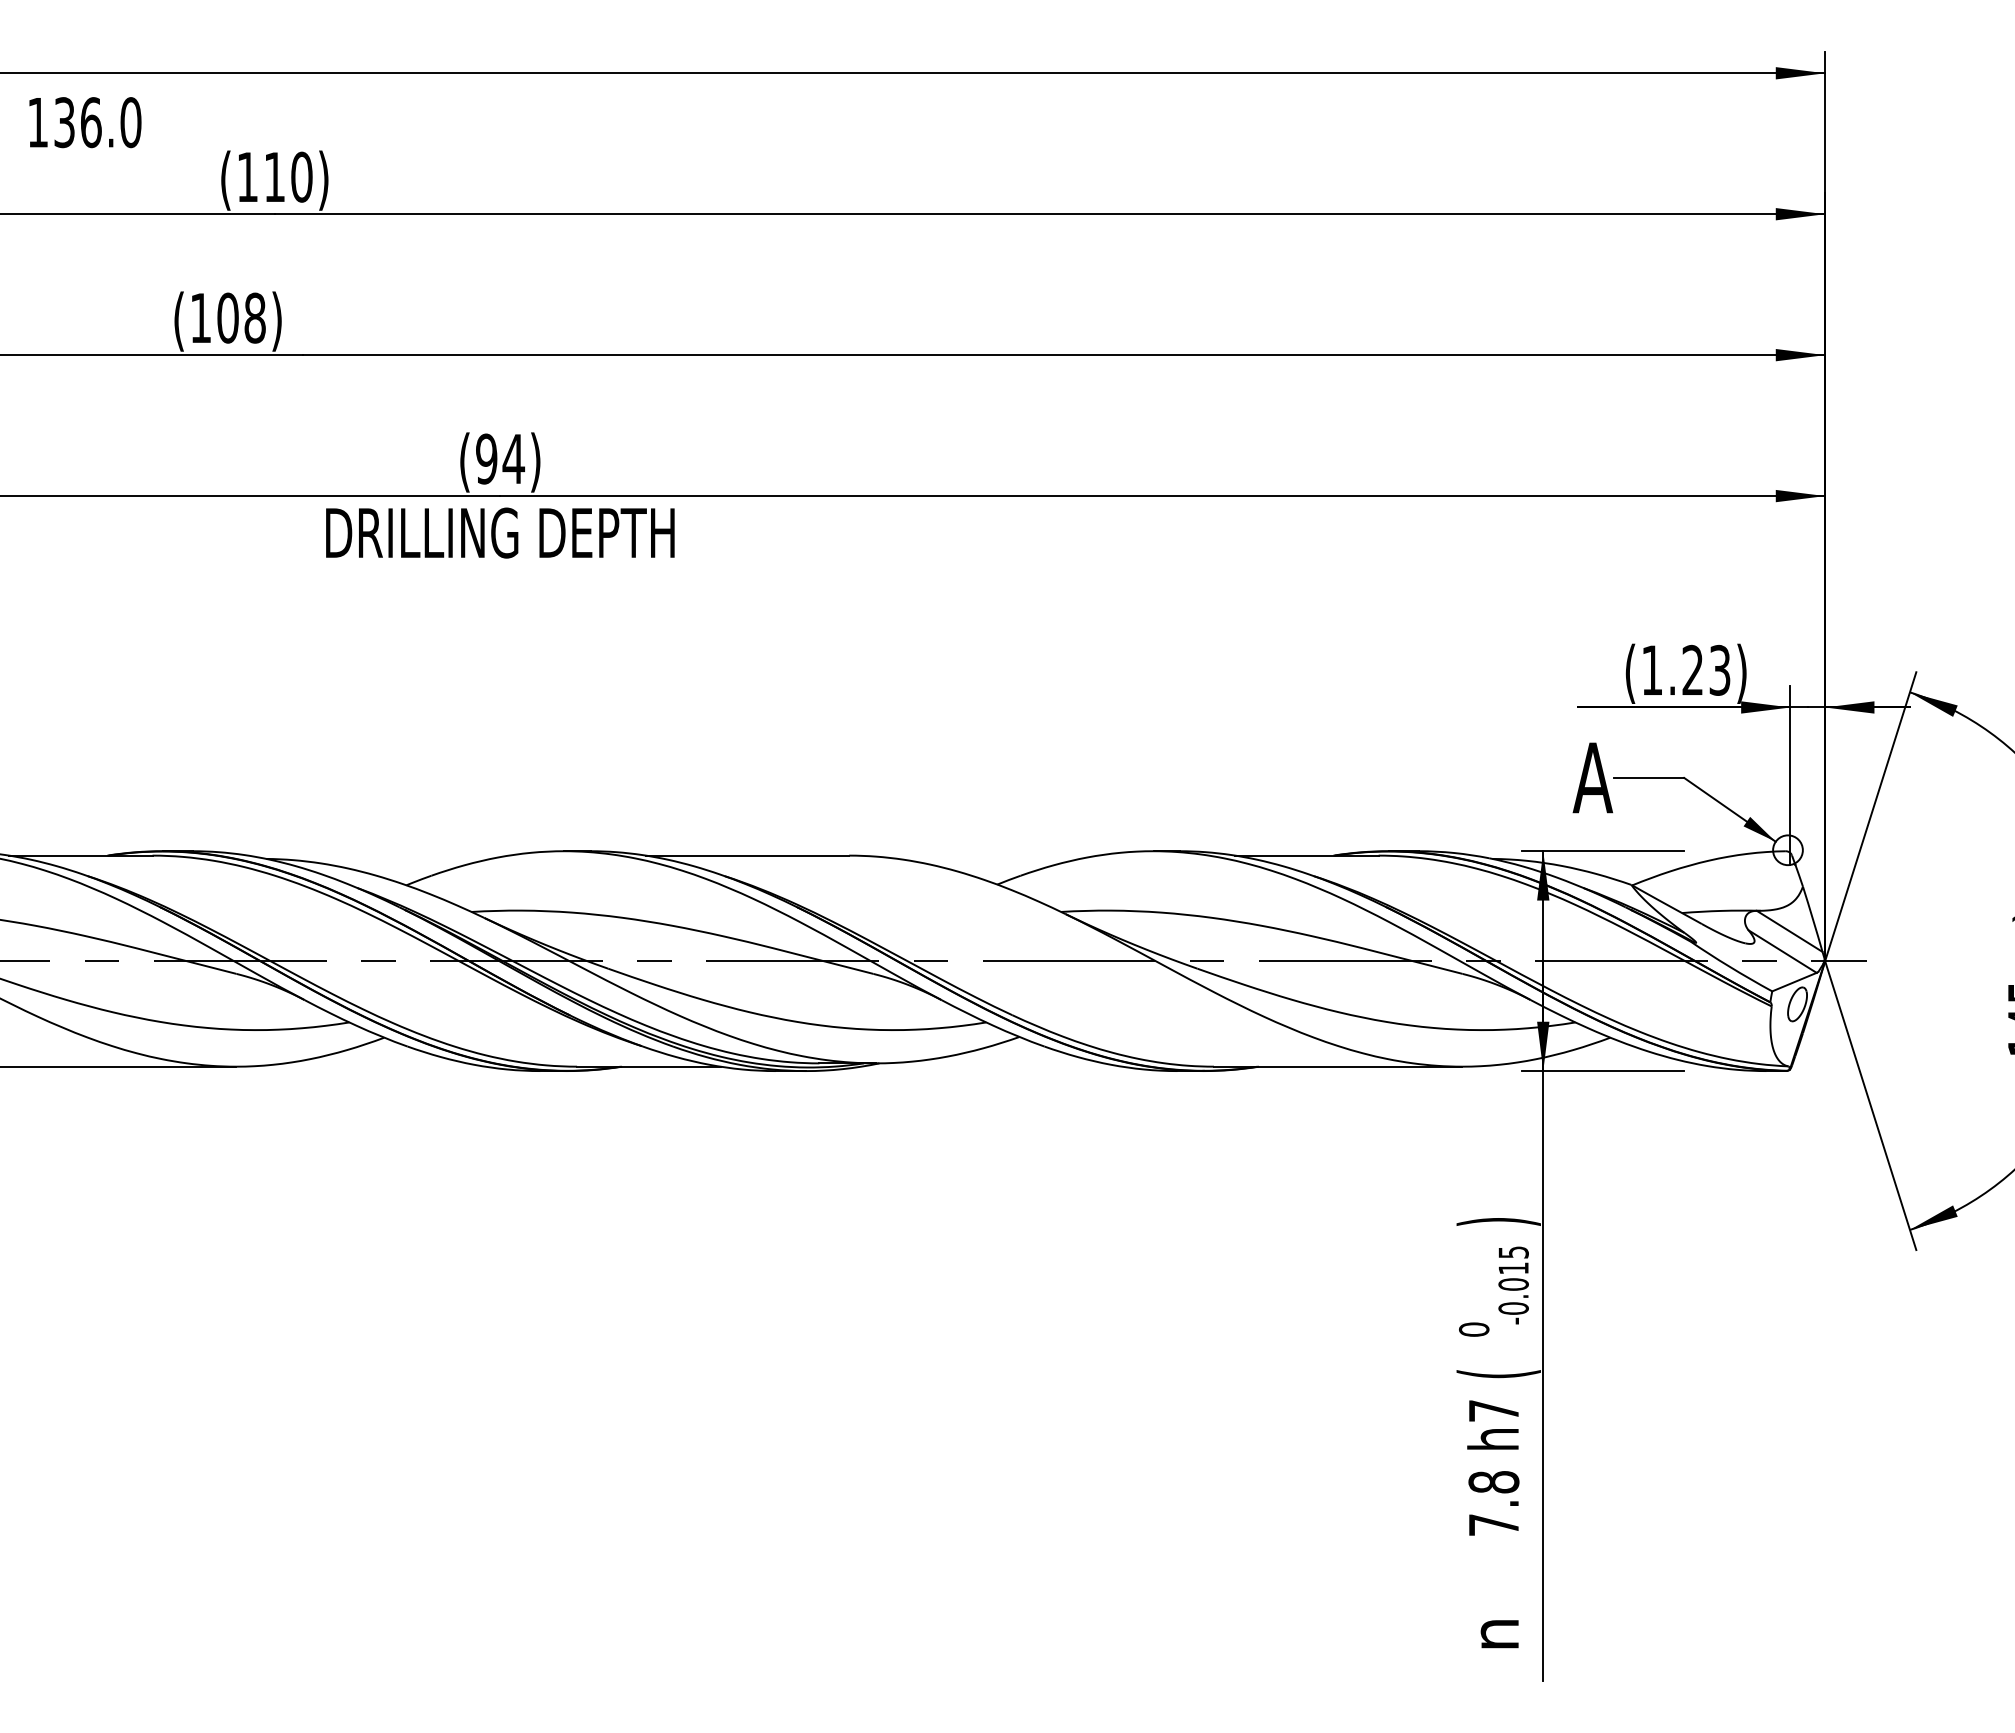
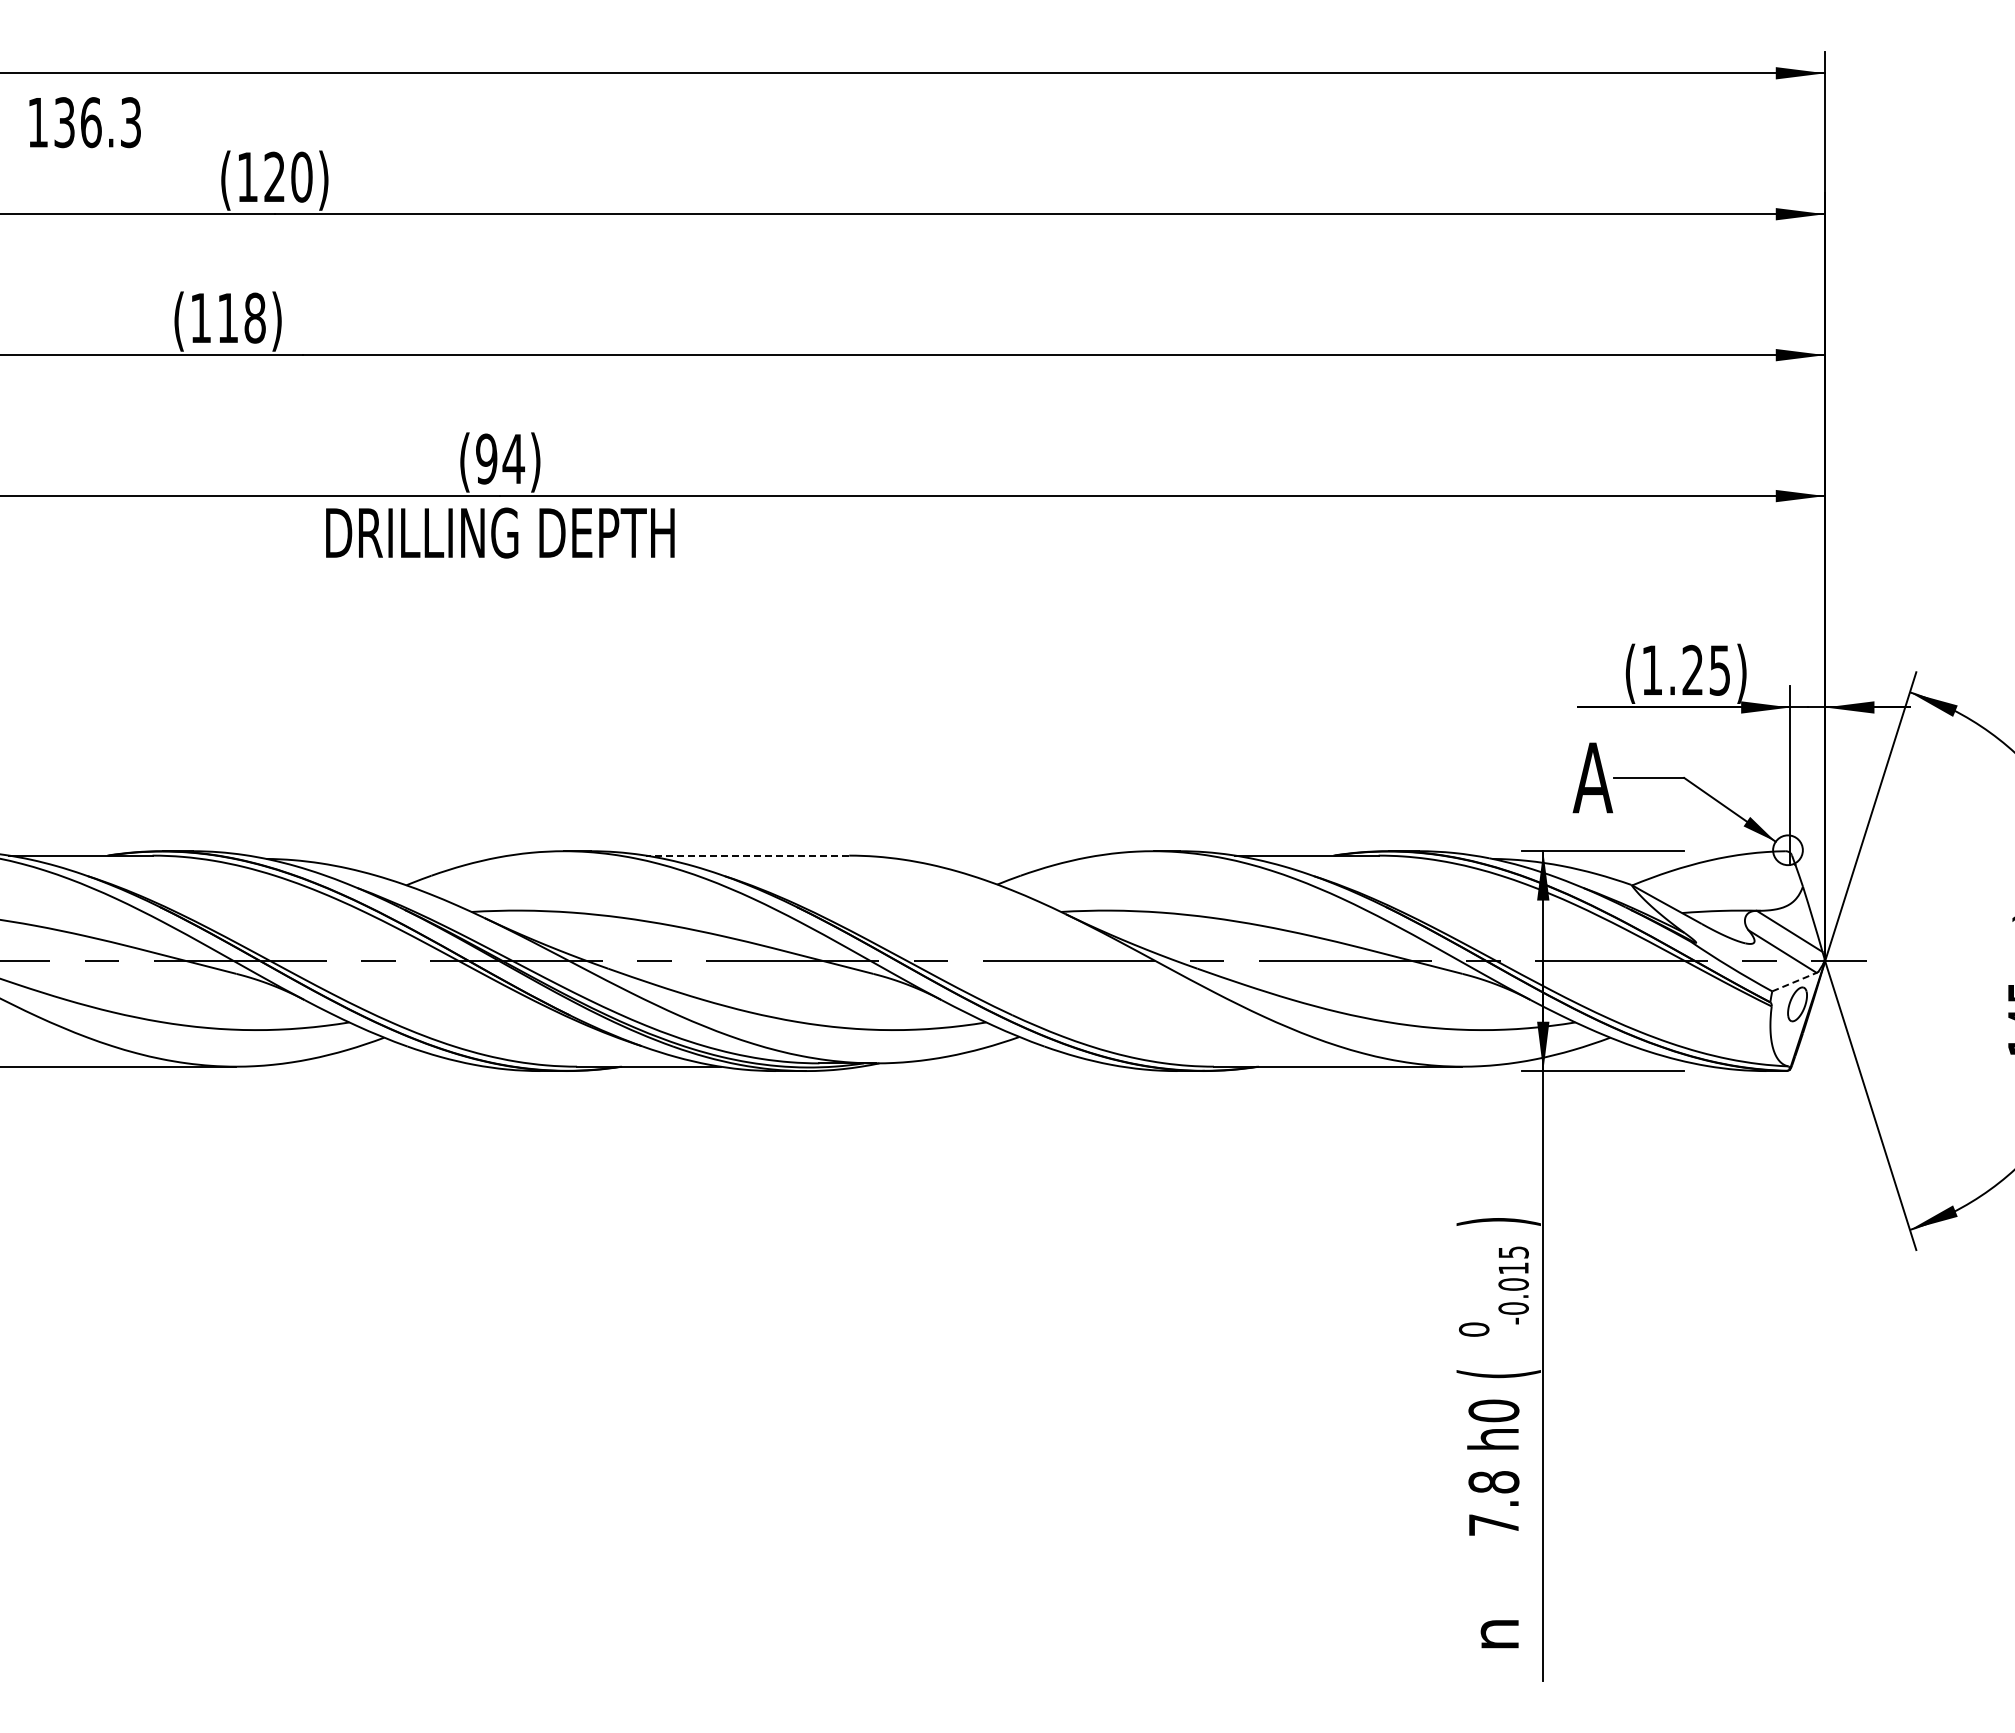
text: 136.0 -> 136.3 (130, 122)
text: (110) -> (120) (274, 176)
text: (108) -> (118) (227, 317)
text: (1.23) -> (1.25) (1720, 669)
line: solid -> dashed (747, 855)
line: solid -> dashed (1794, 981)
text: h7 -> h0 (1493, 1410)
